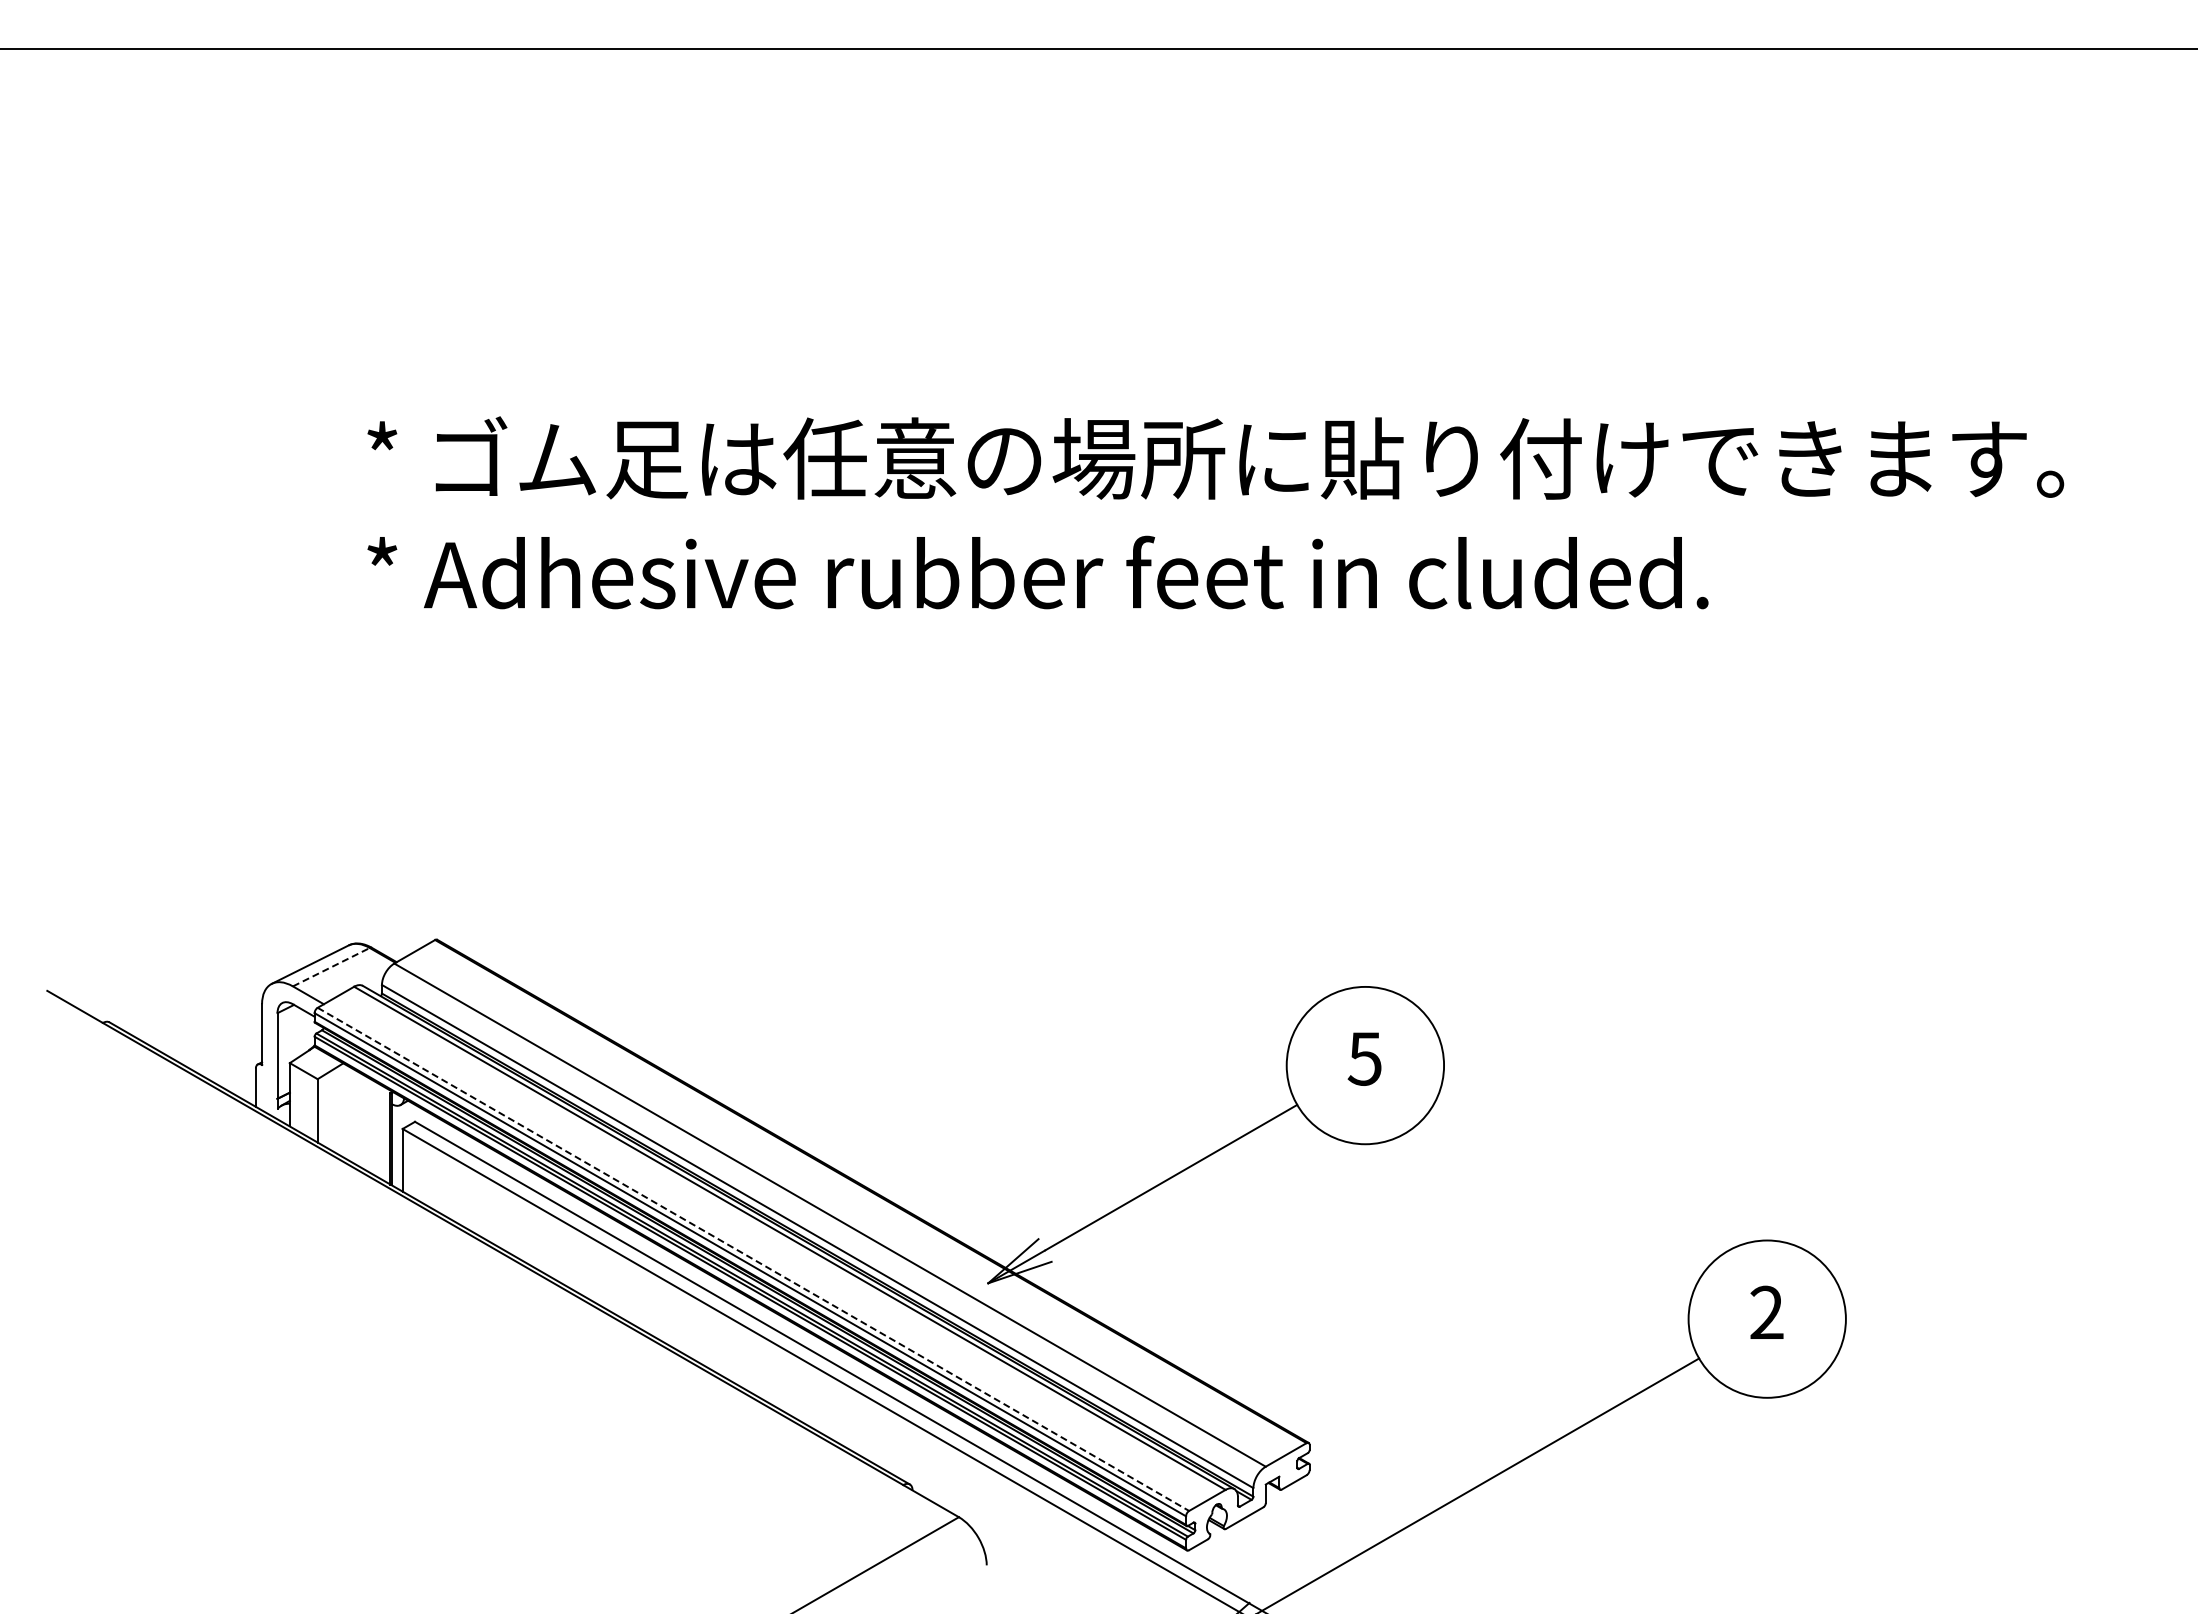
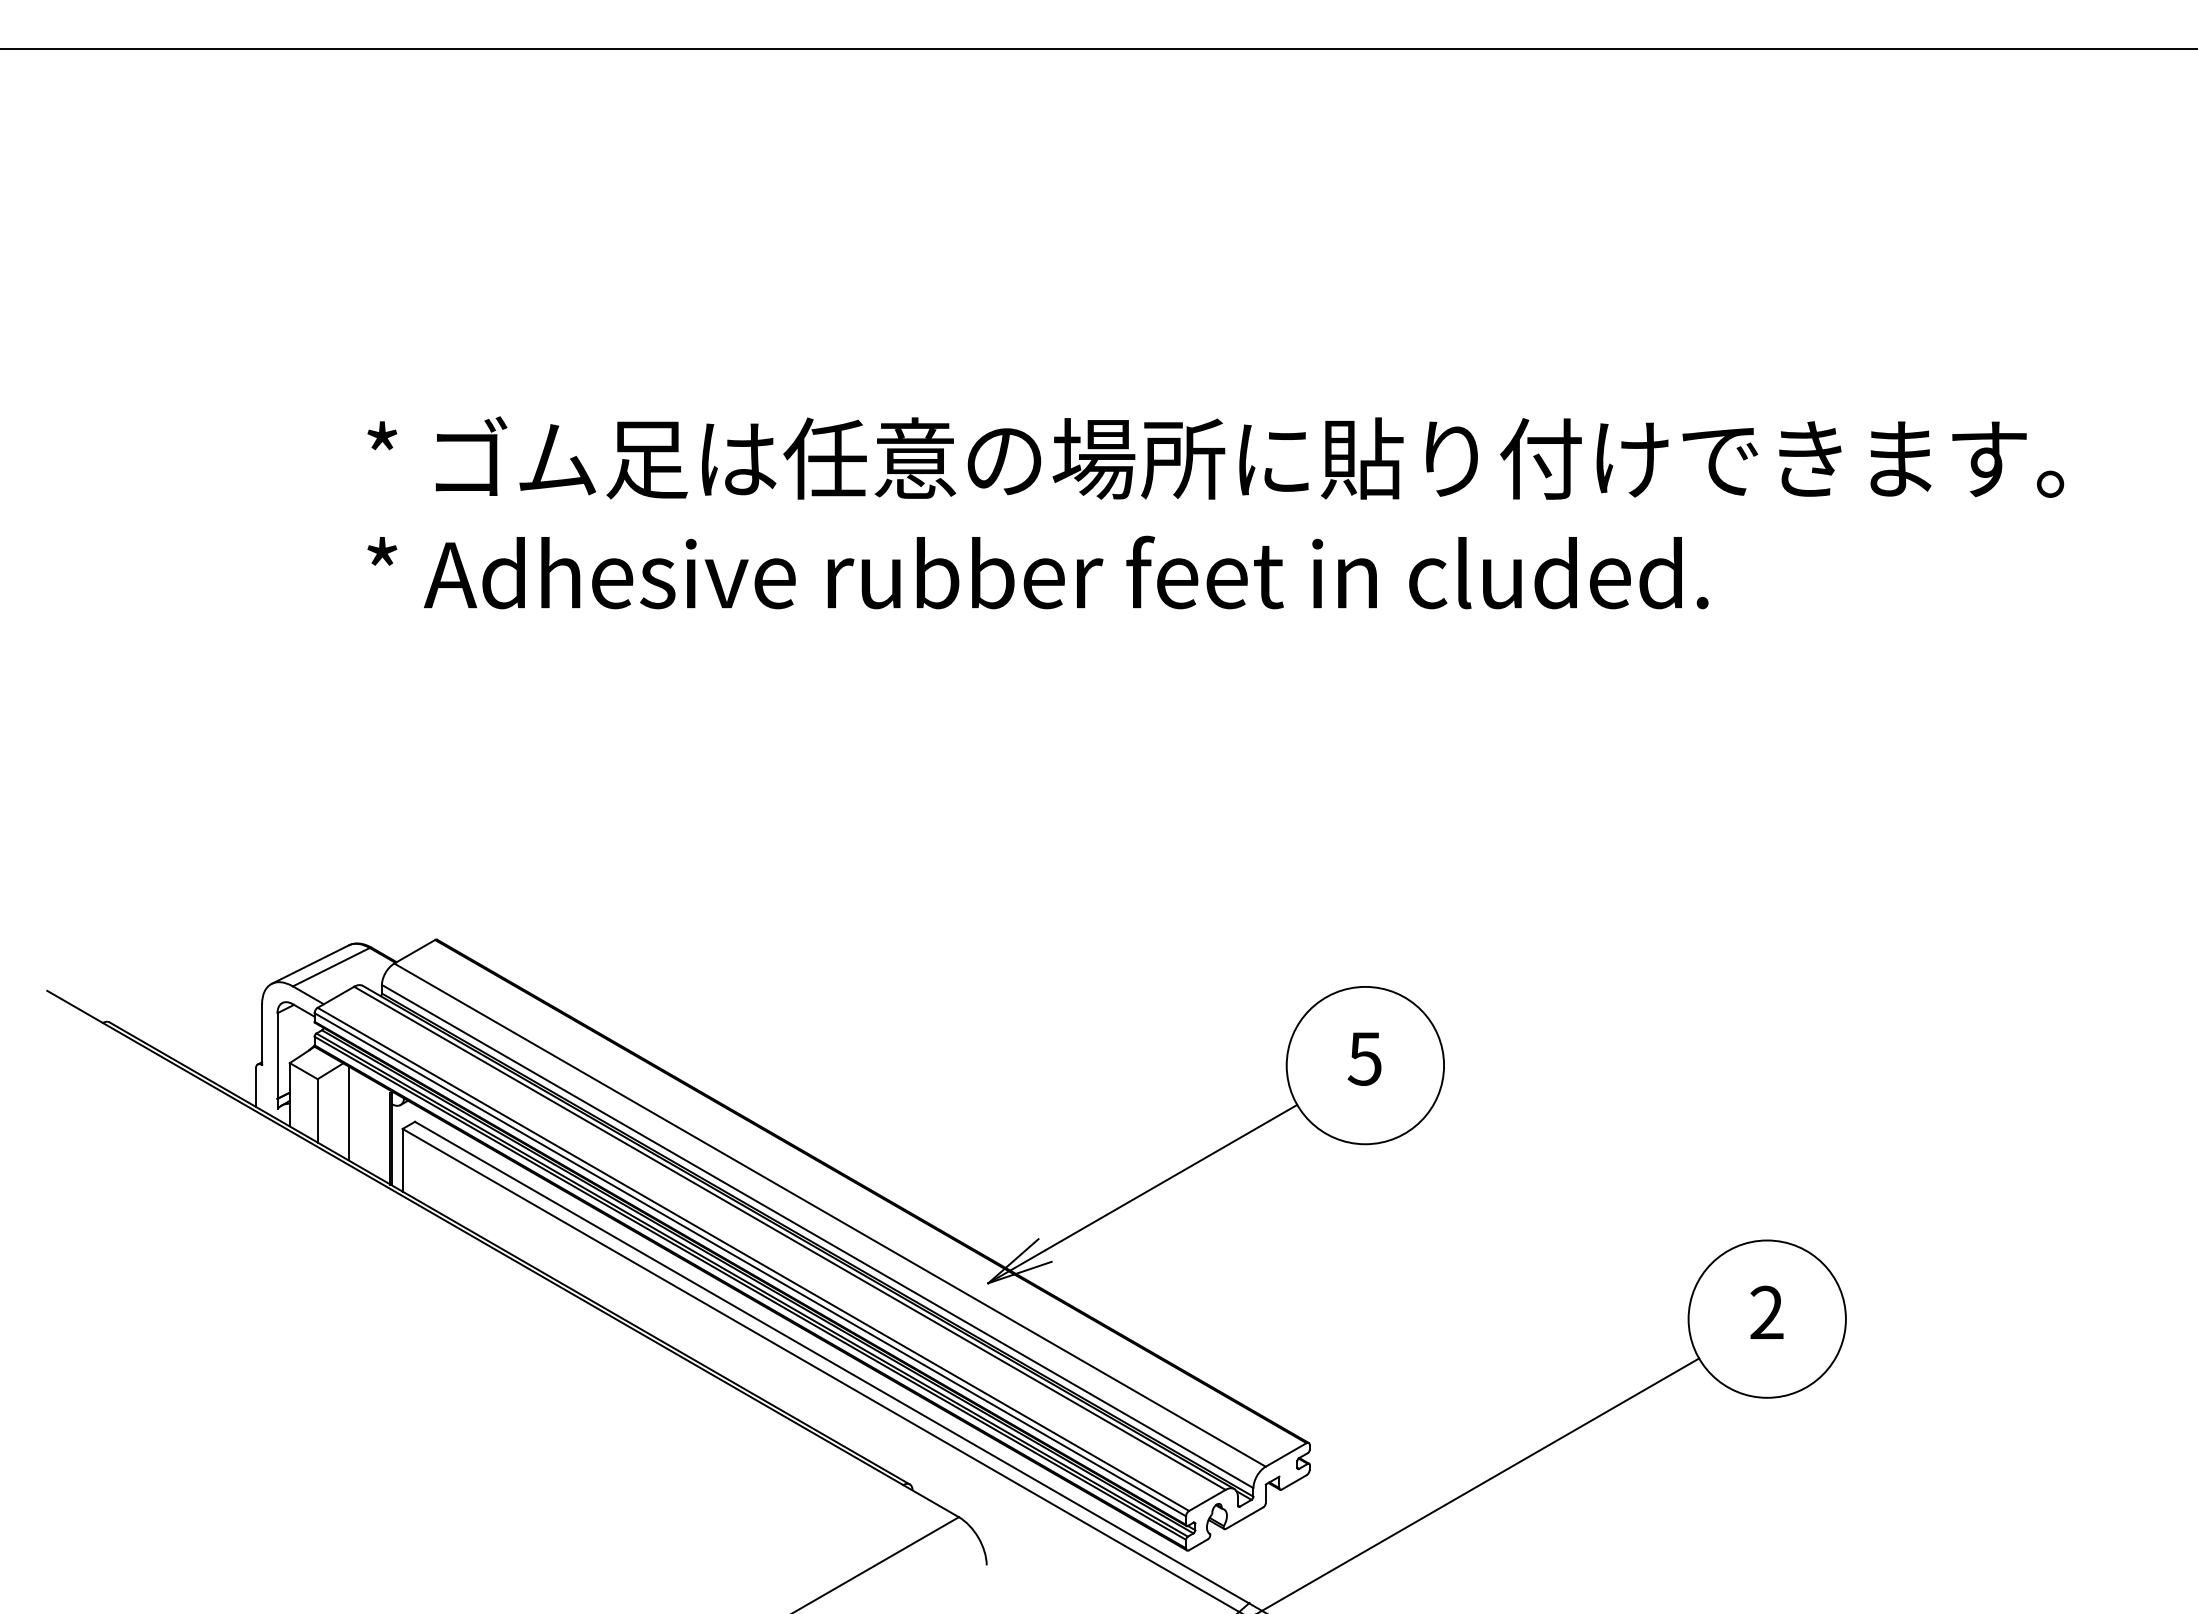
line: dashed -> solid (331, 967)
line: none -> present (348, 1113)
line: dashed -> solid (753, 1259)
